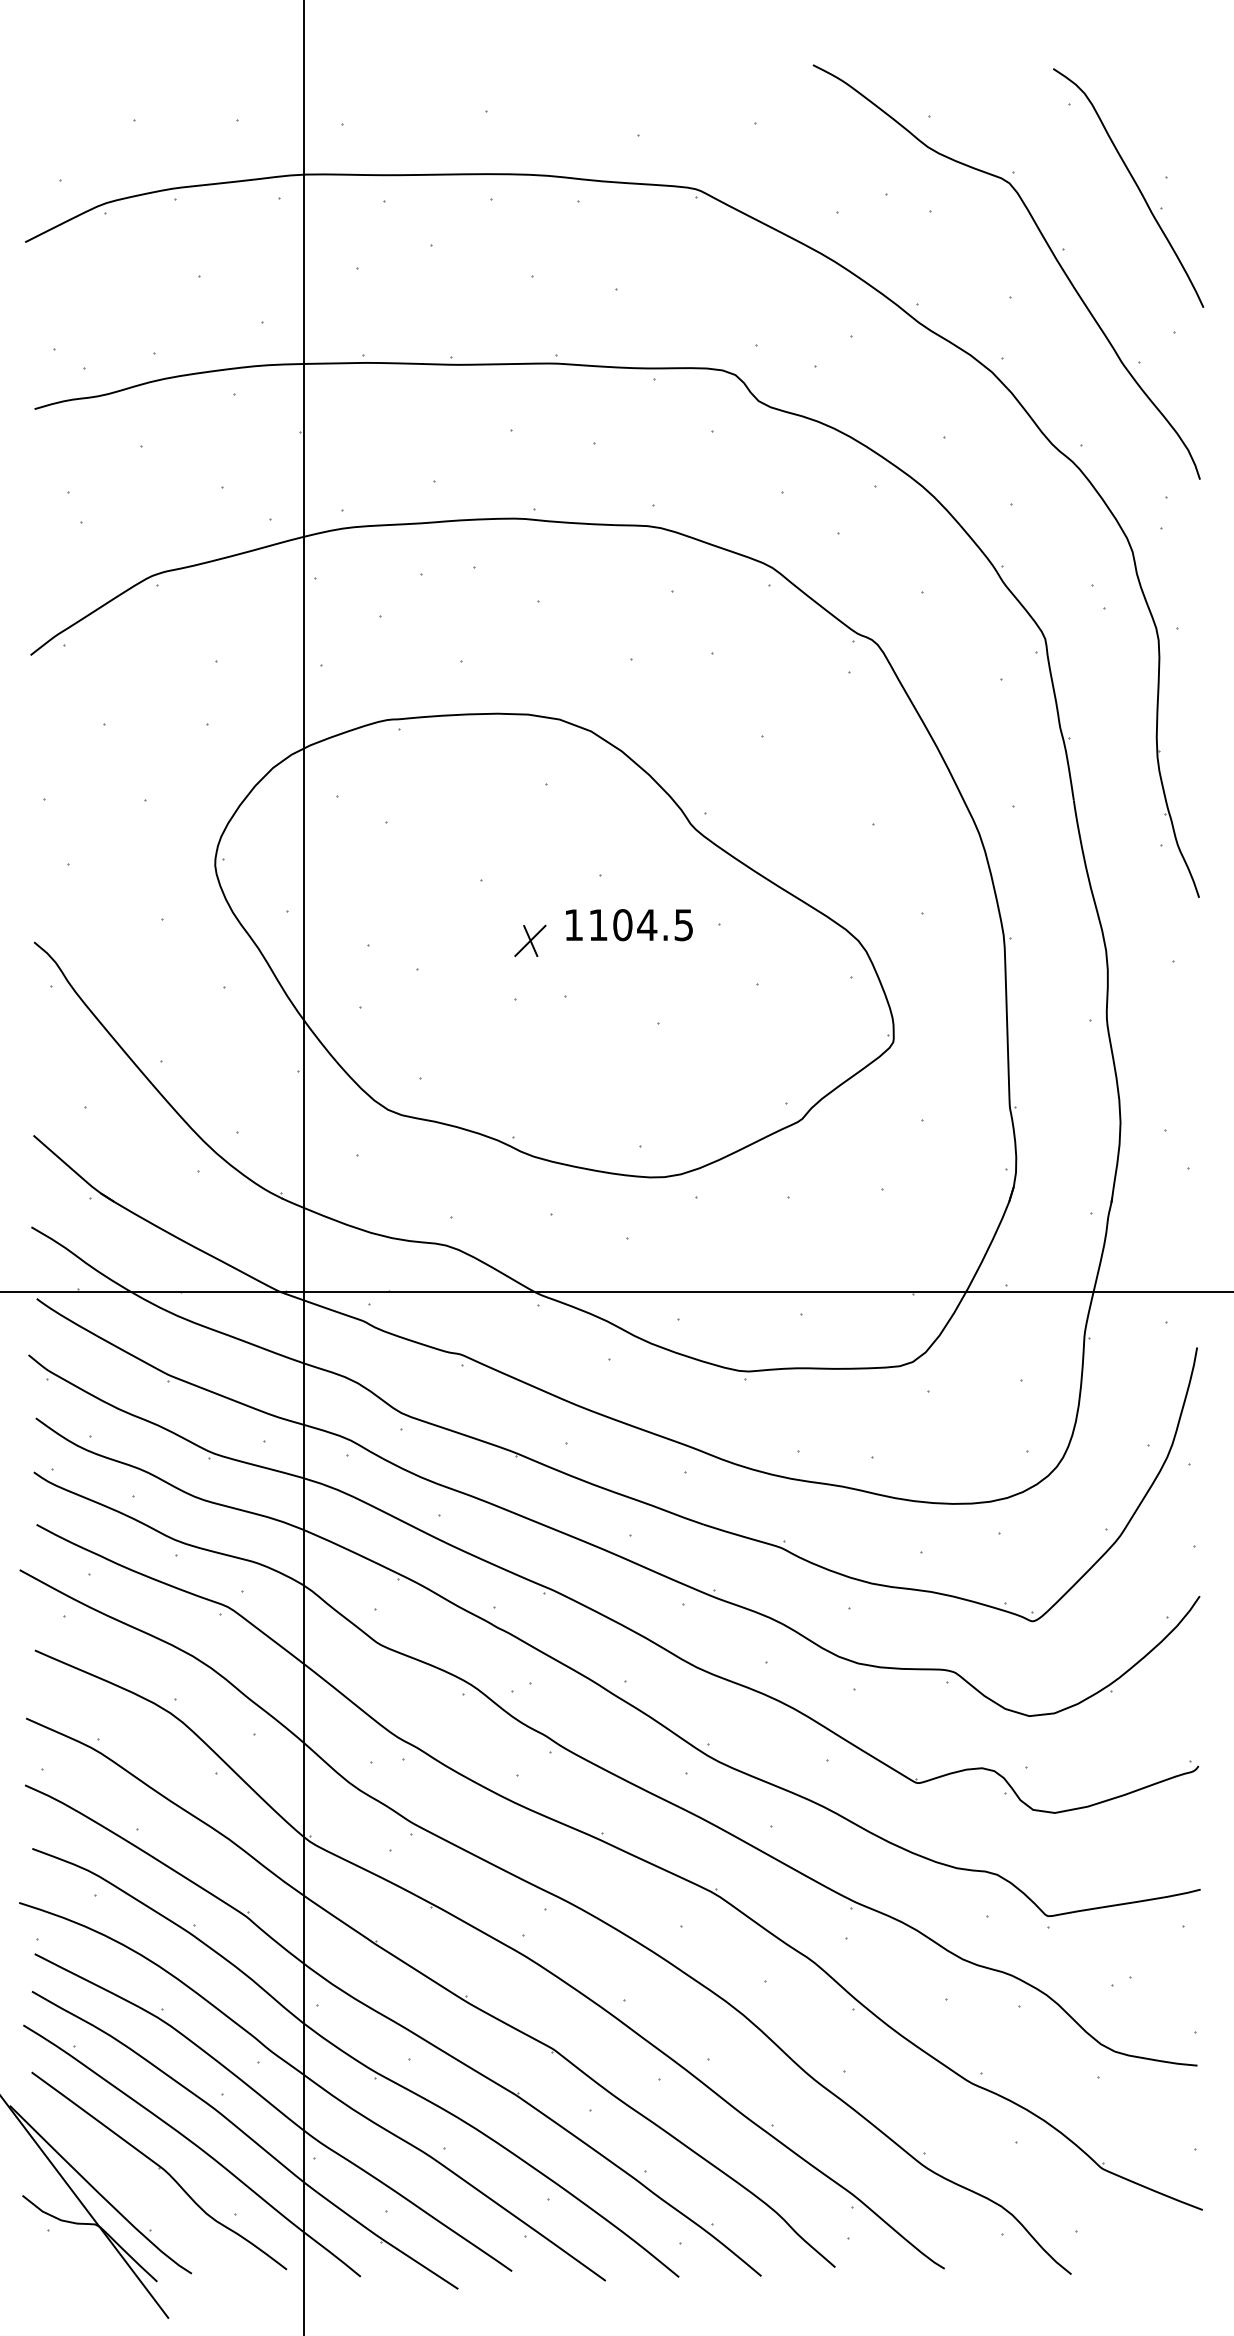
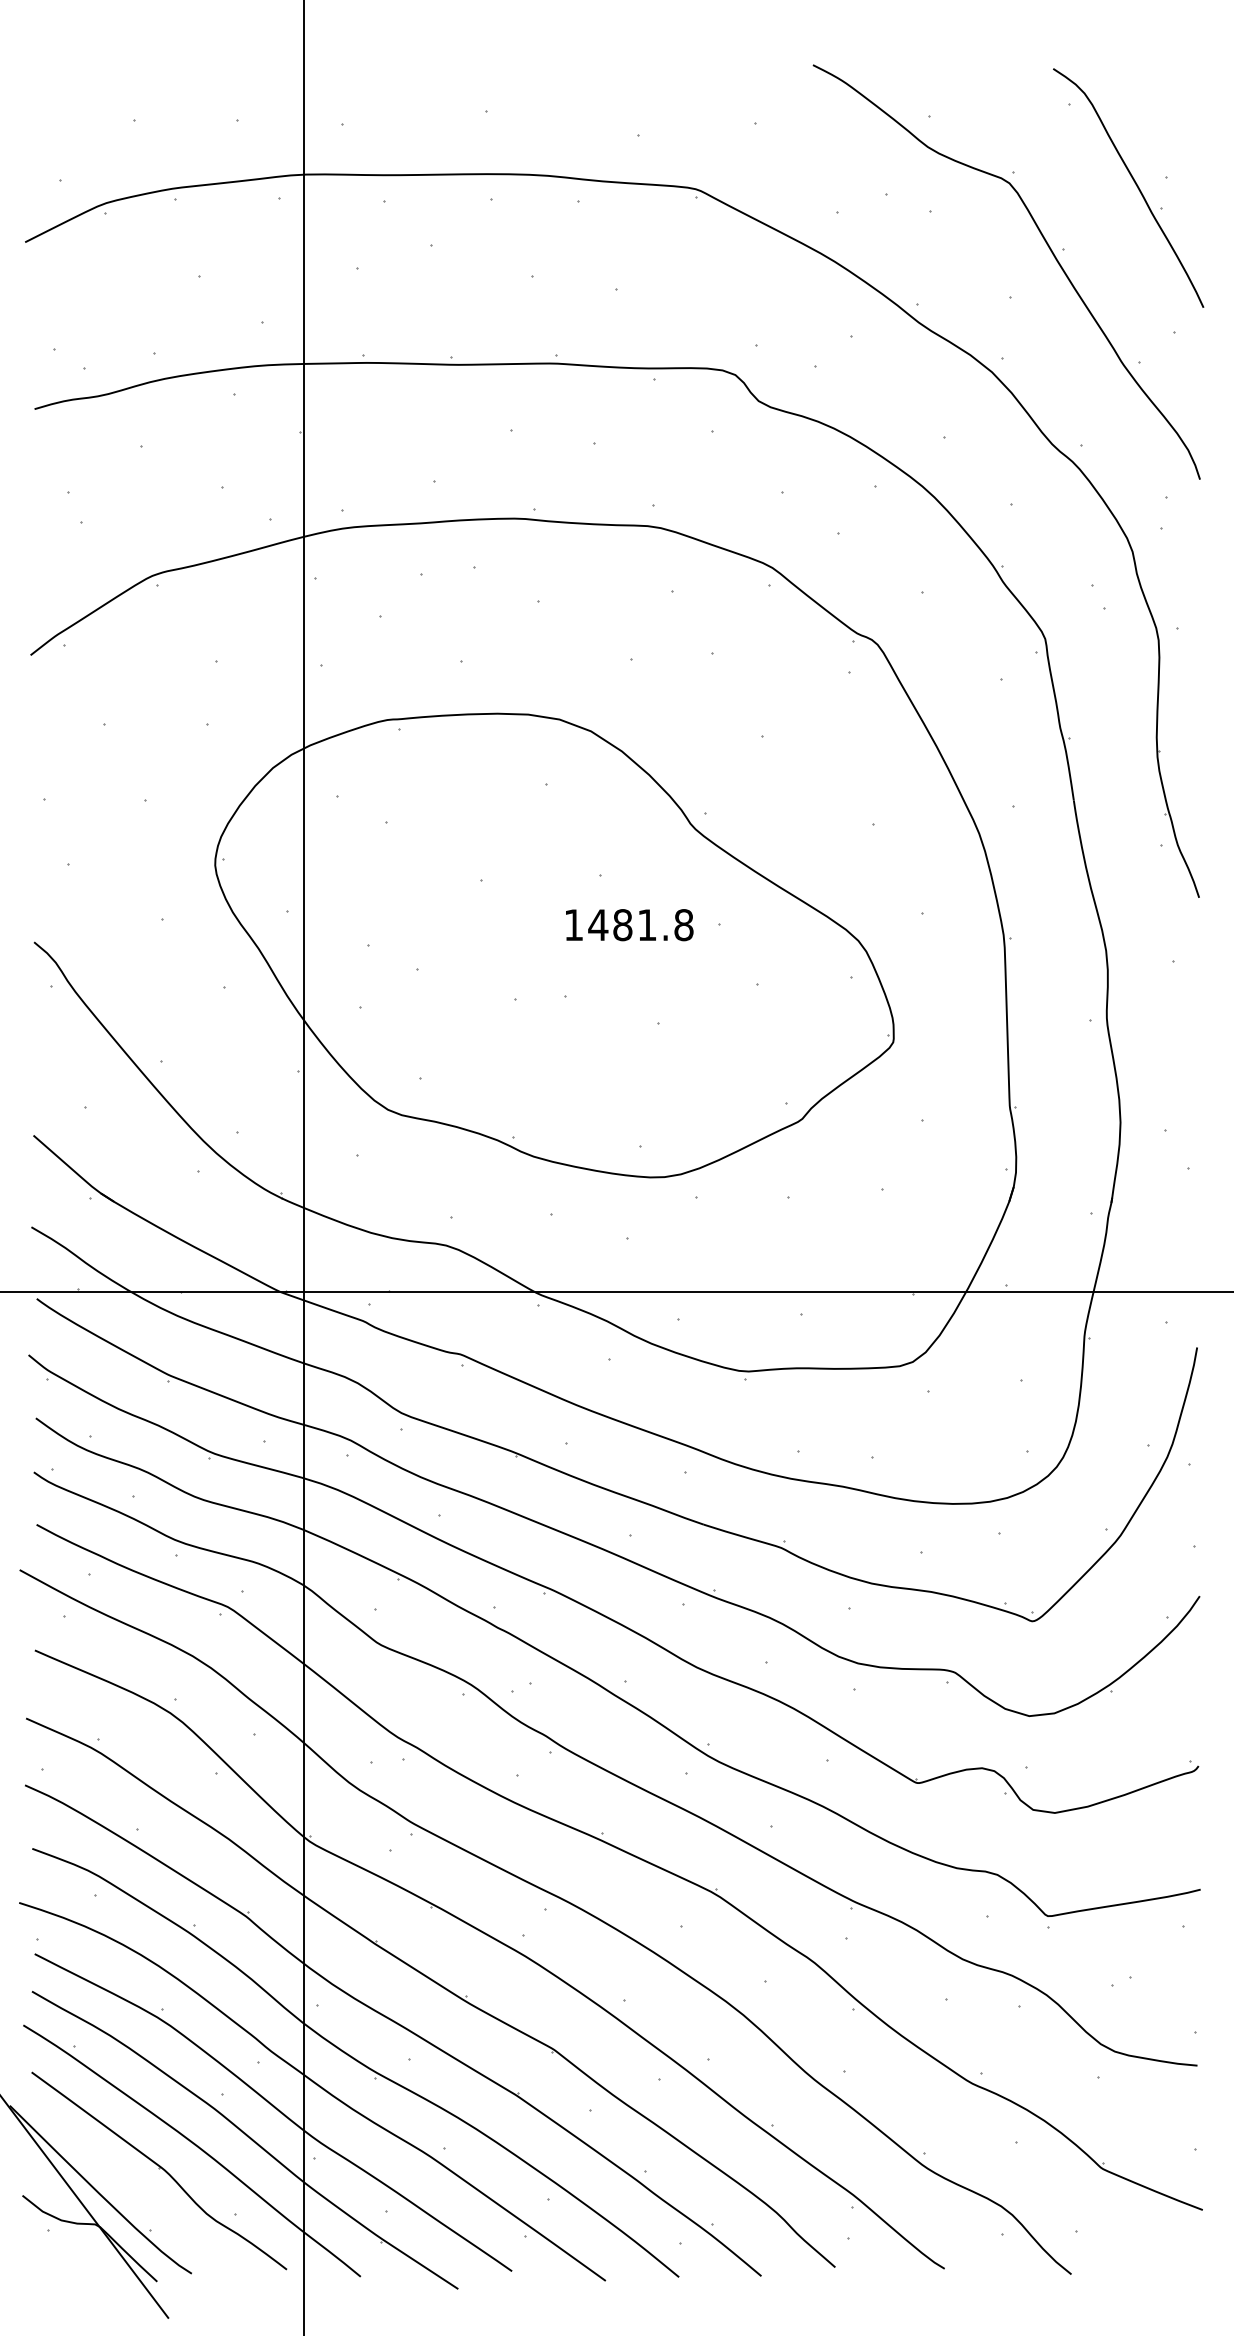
text: 1104.5 -> 1481.8 (640, 925)
part: present -> none (530, 940)
